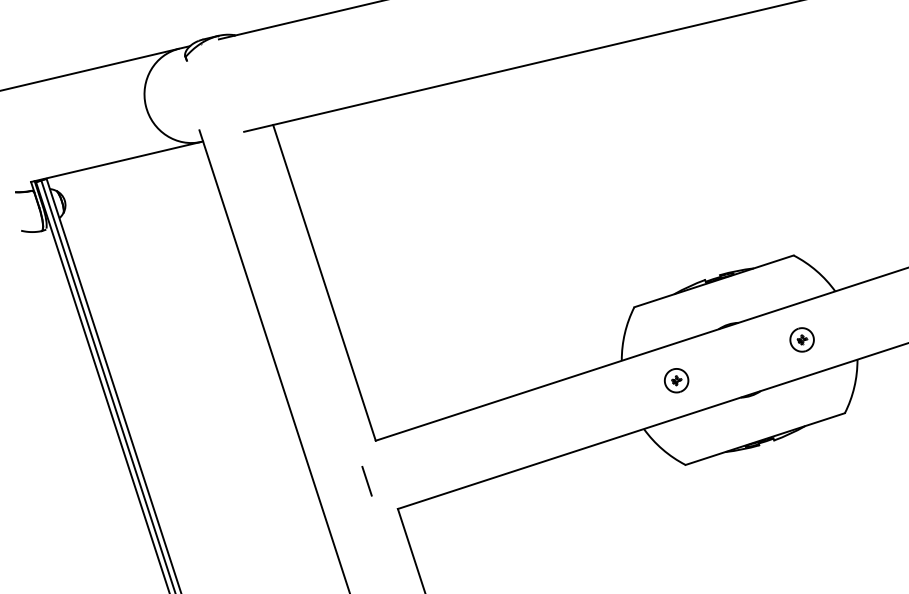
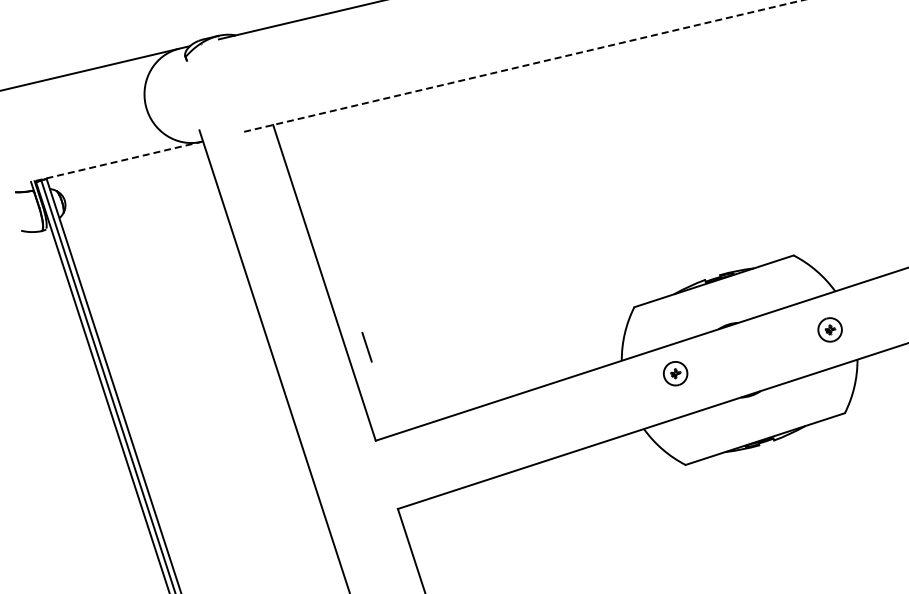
line: solid -> dashed (524, 65)
line: solid -> dashed (116, 161)
part position: (801, 339) -> (829, 329) (829, 329)
part position: (676, 380) -> (675, 373) (675, 373)
line position: (366, 481) -> (366, 347) (366, 347)
